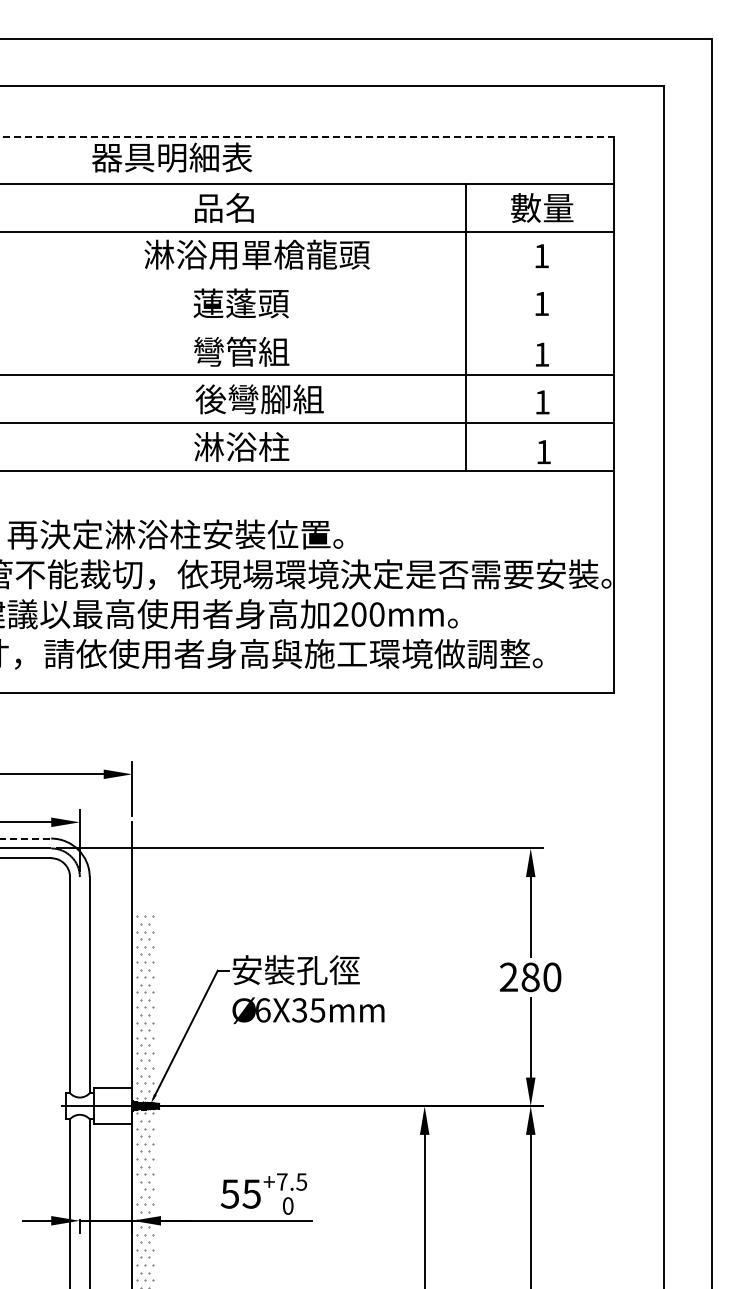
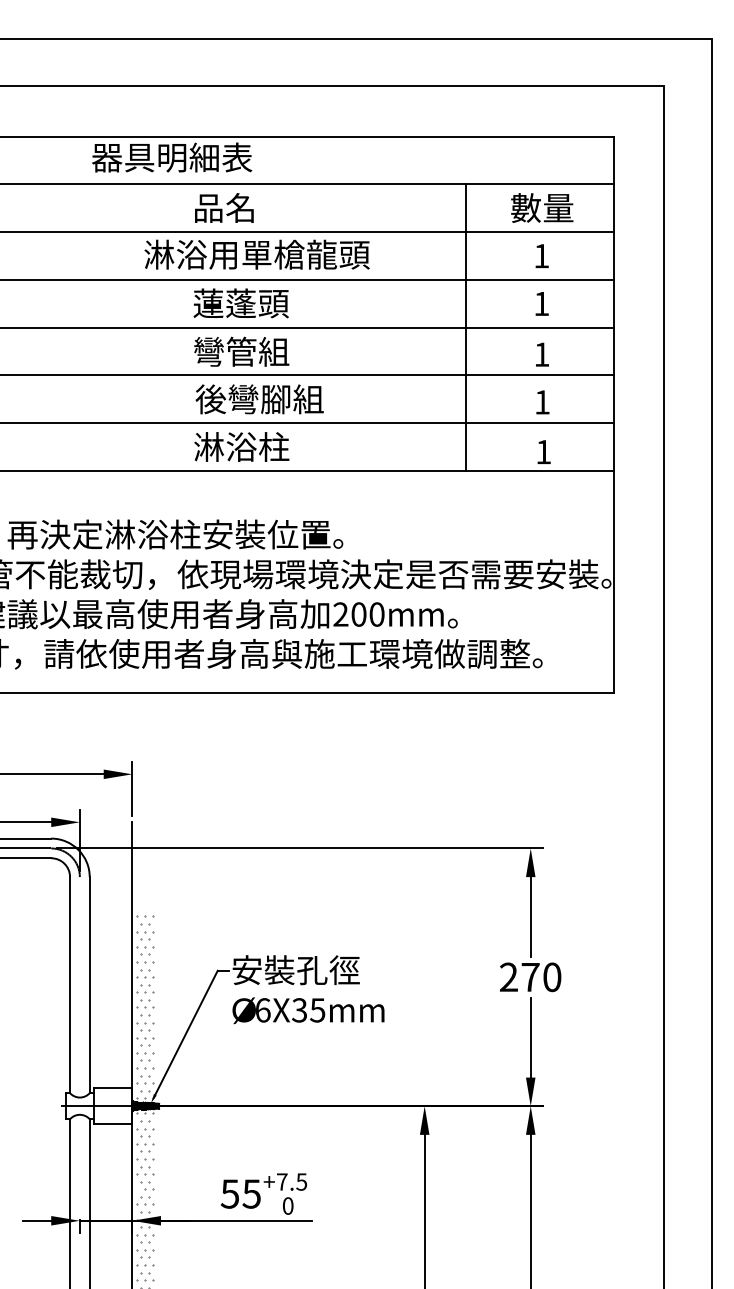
line: dashed -> solid (307, 136)
line: none -> present (307, 279)
line: none -> present (307, 327)
line: dashed -> solid (26, 838)
text: 280 -> 270 (530, 977)
